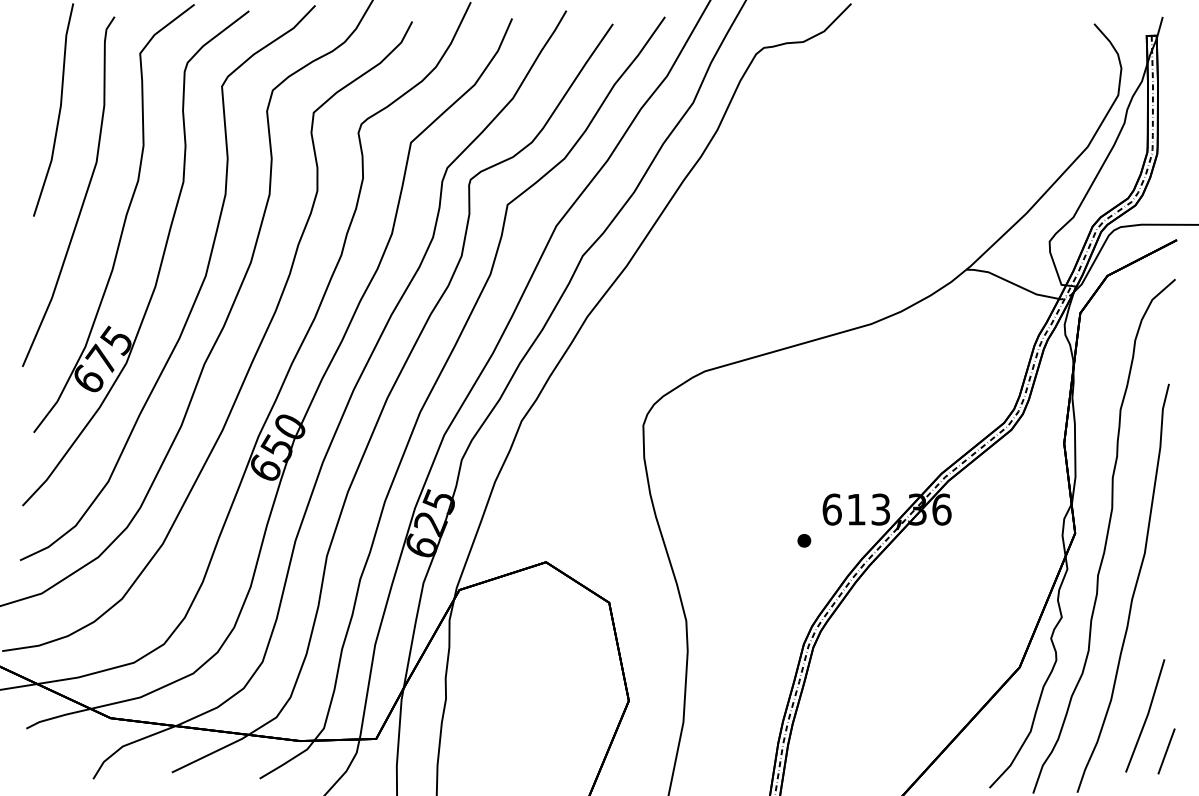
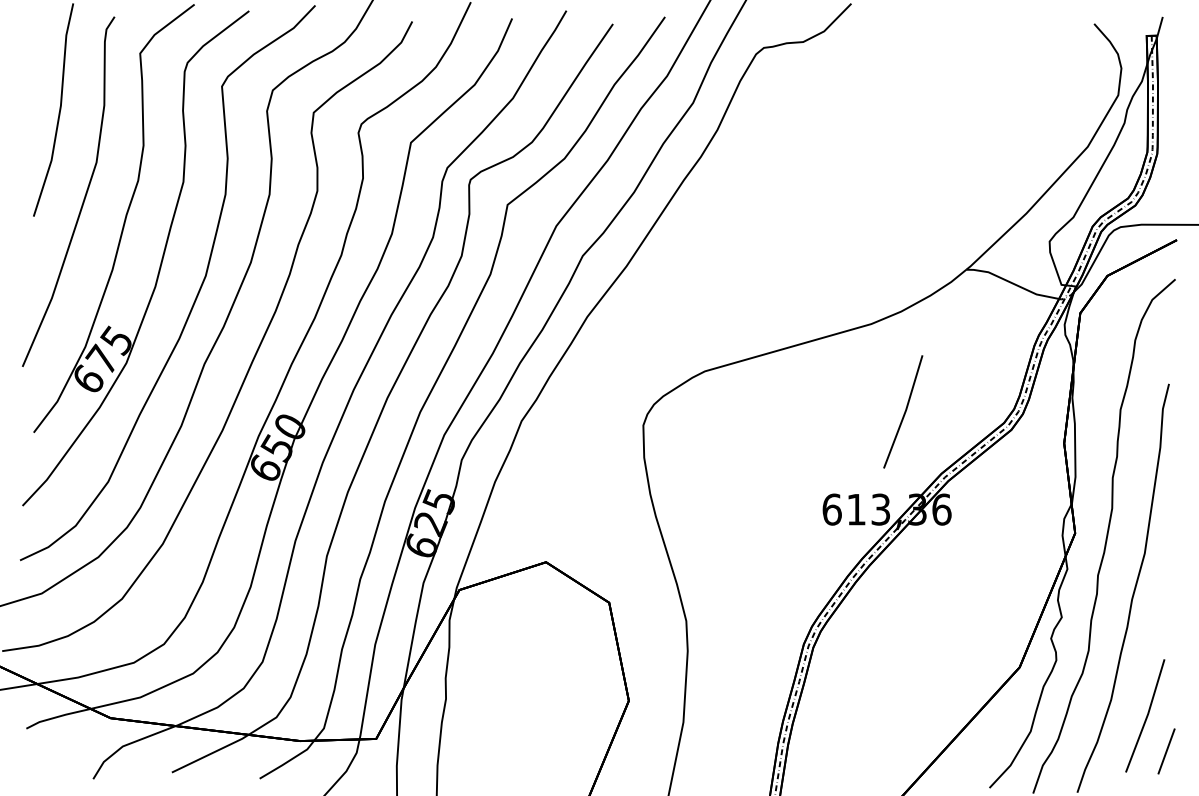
line: none -> present (904, 411)
part: present -> none (804, 540)
